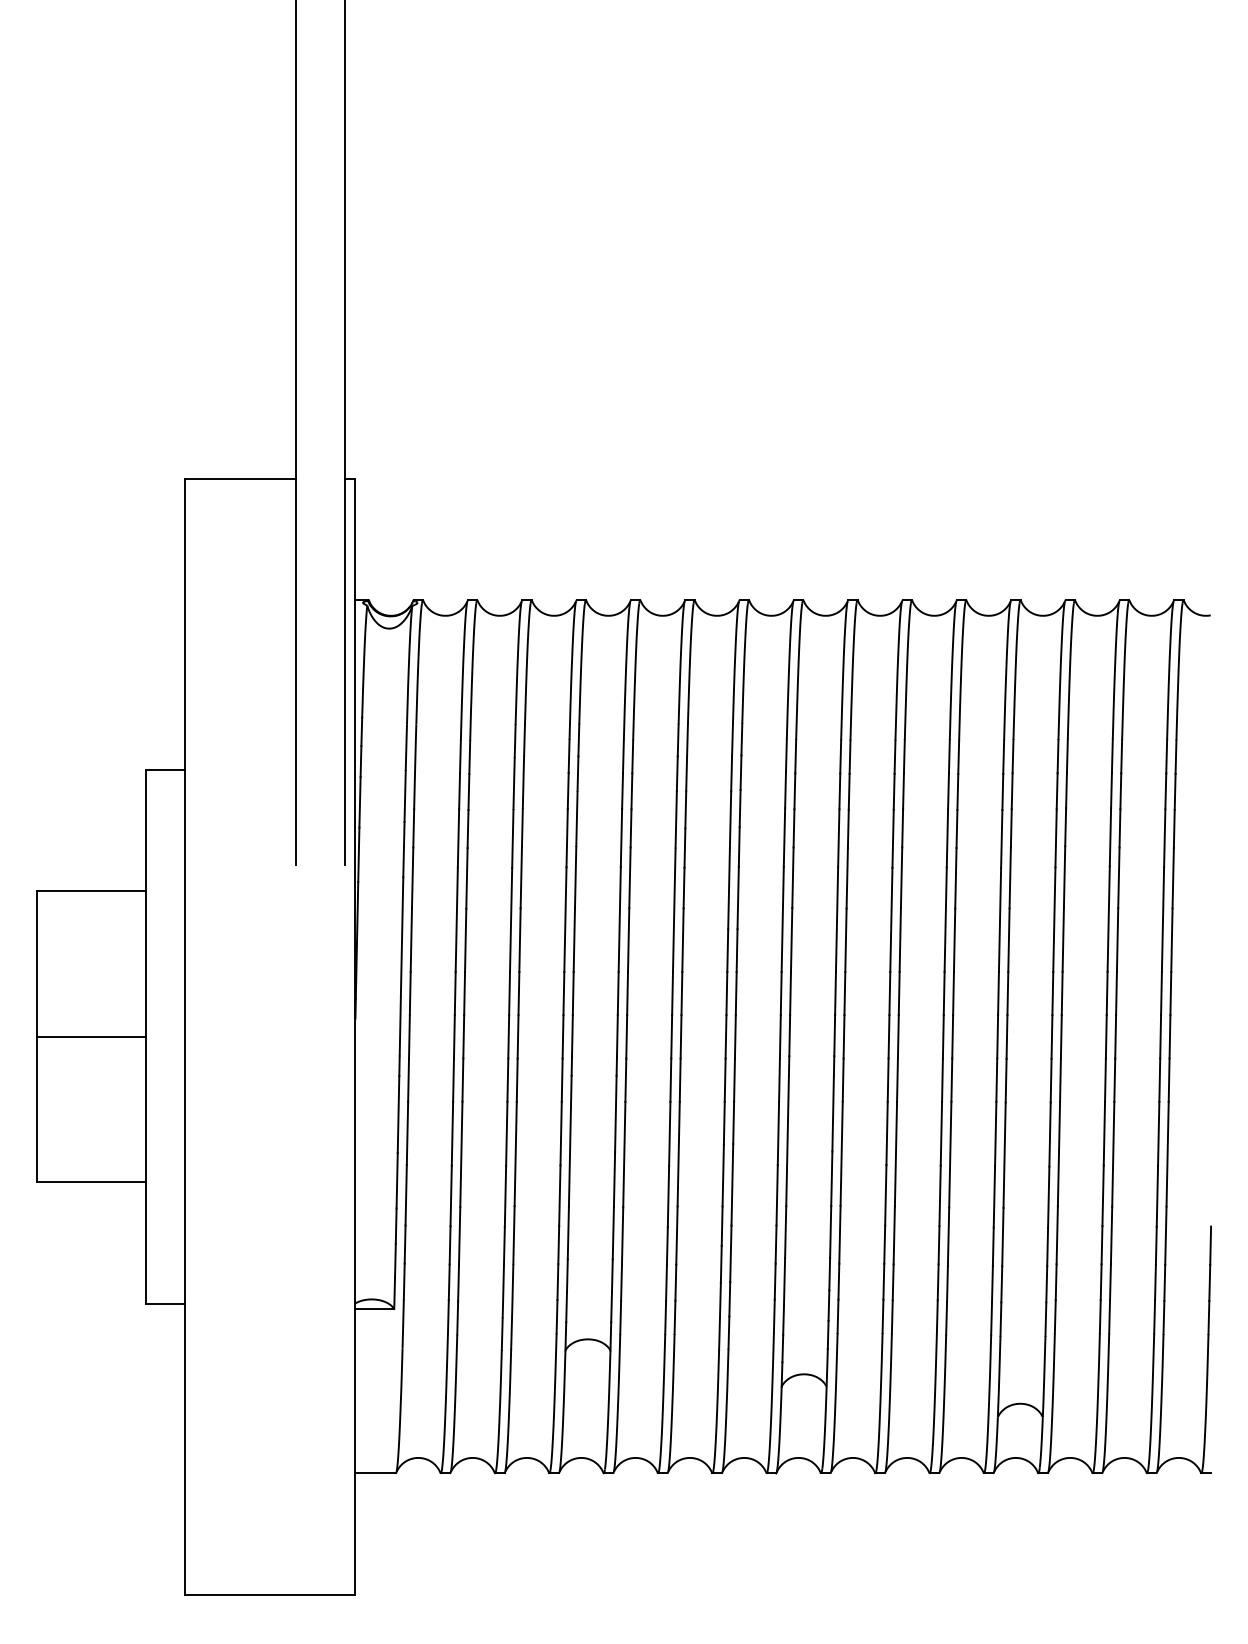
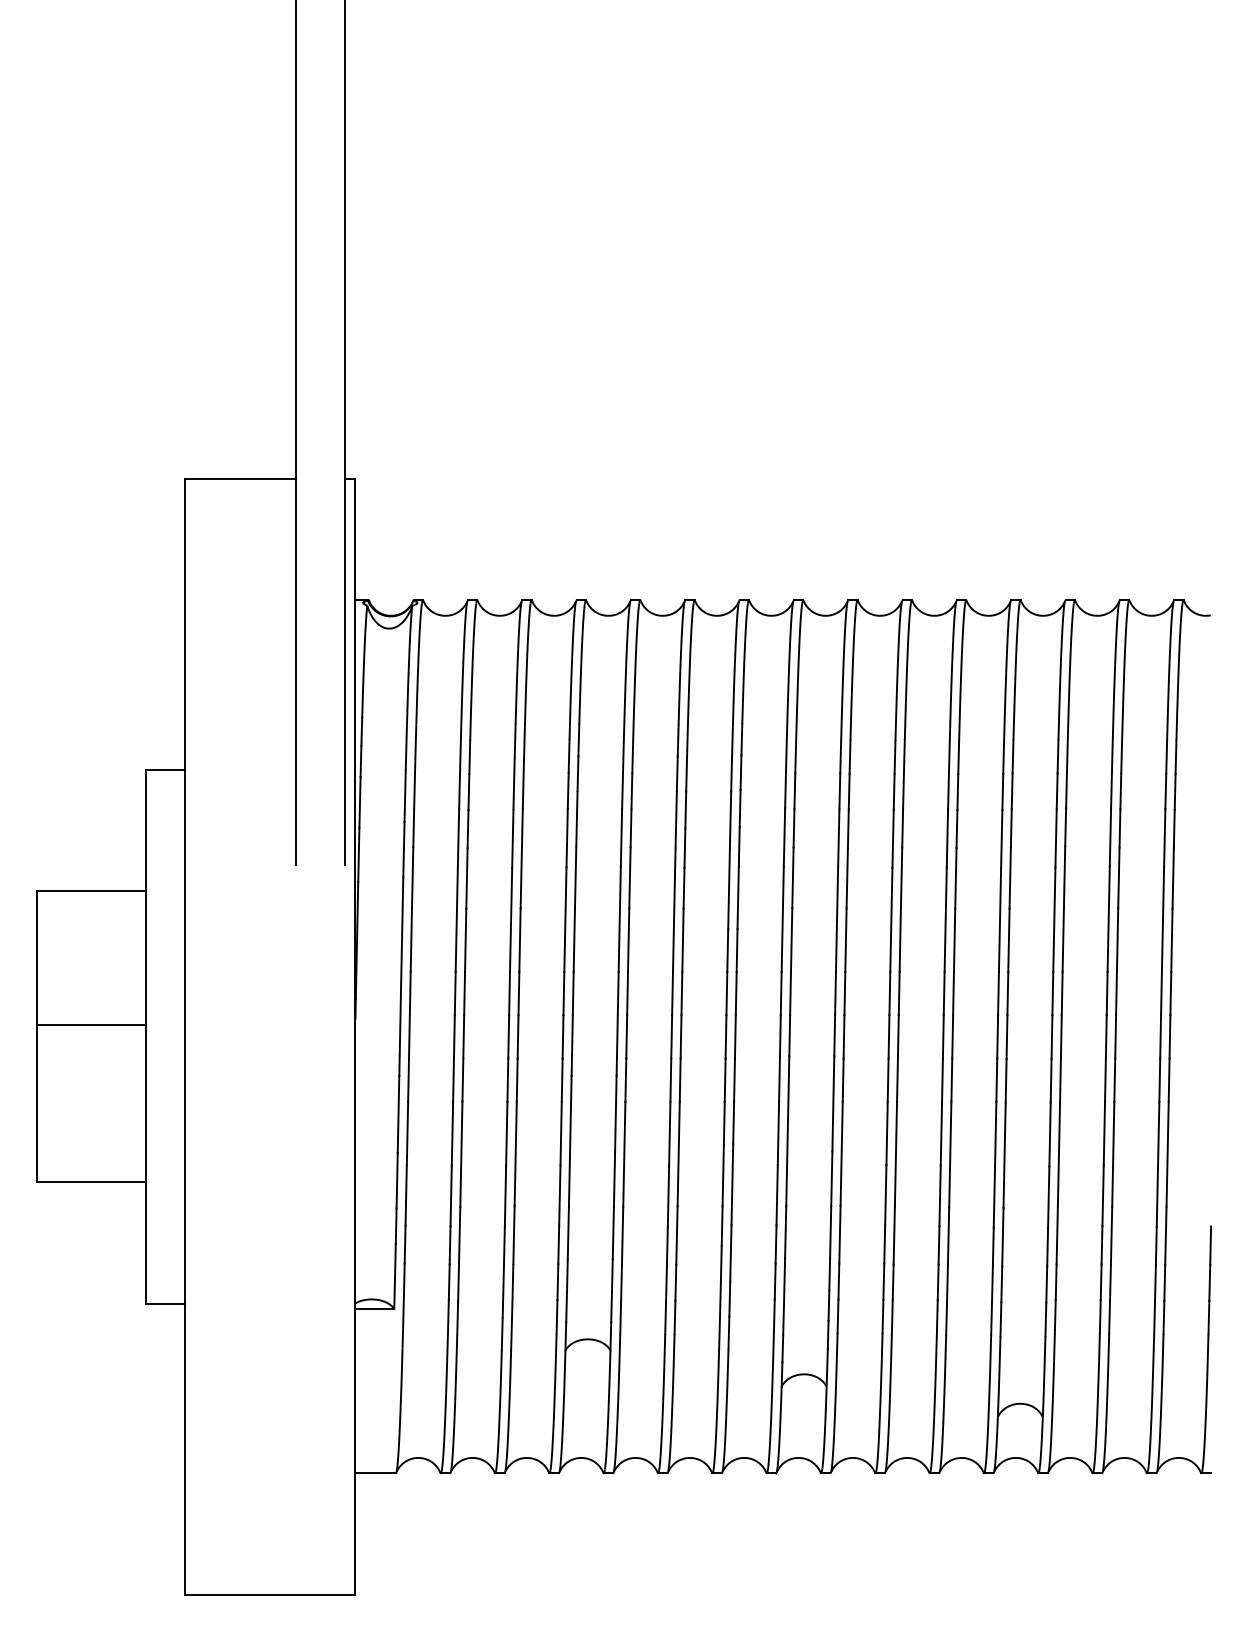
line position: (91, 1036) -> (91, 1024) (91, 1024)
